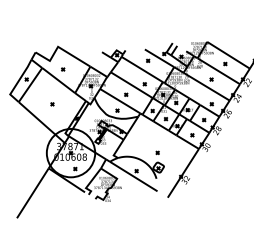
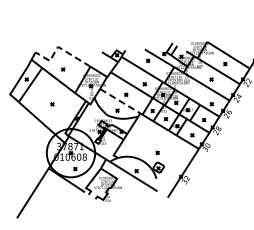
line: solid -> dashed (58, 47)
line: solid -> dashed (120, 101)
